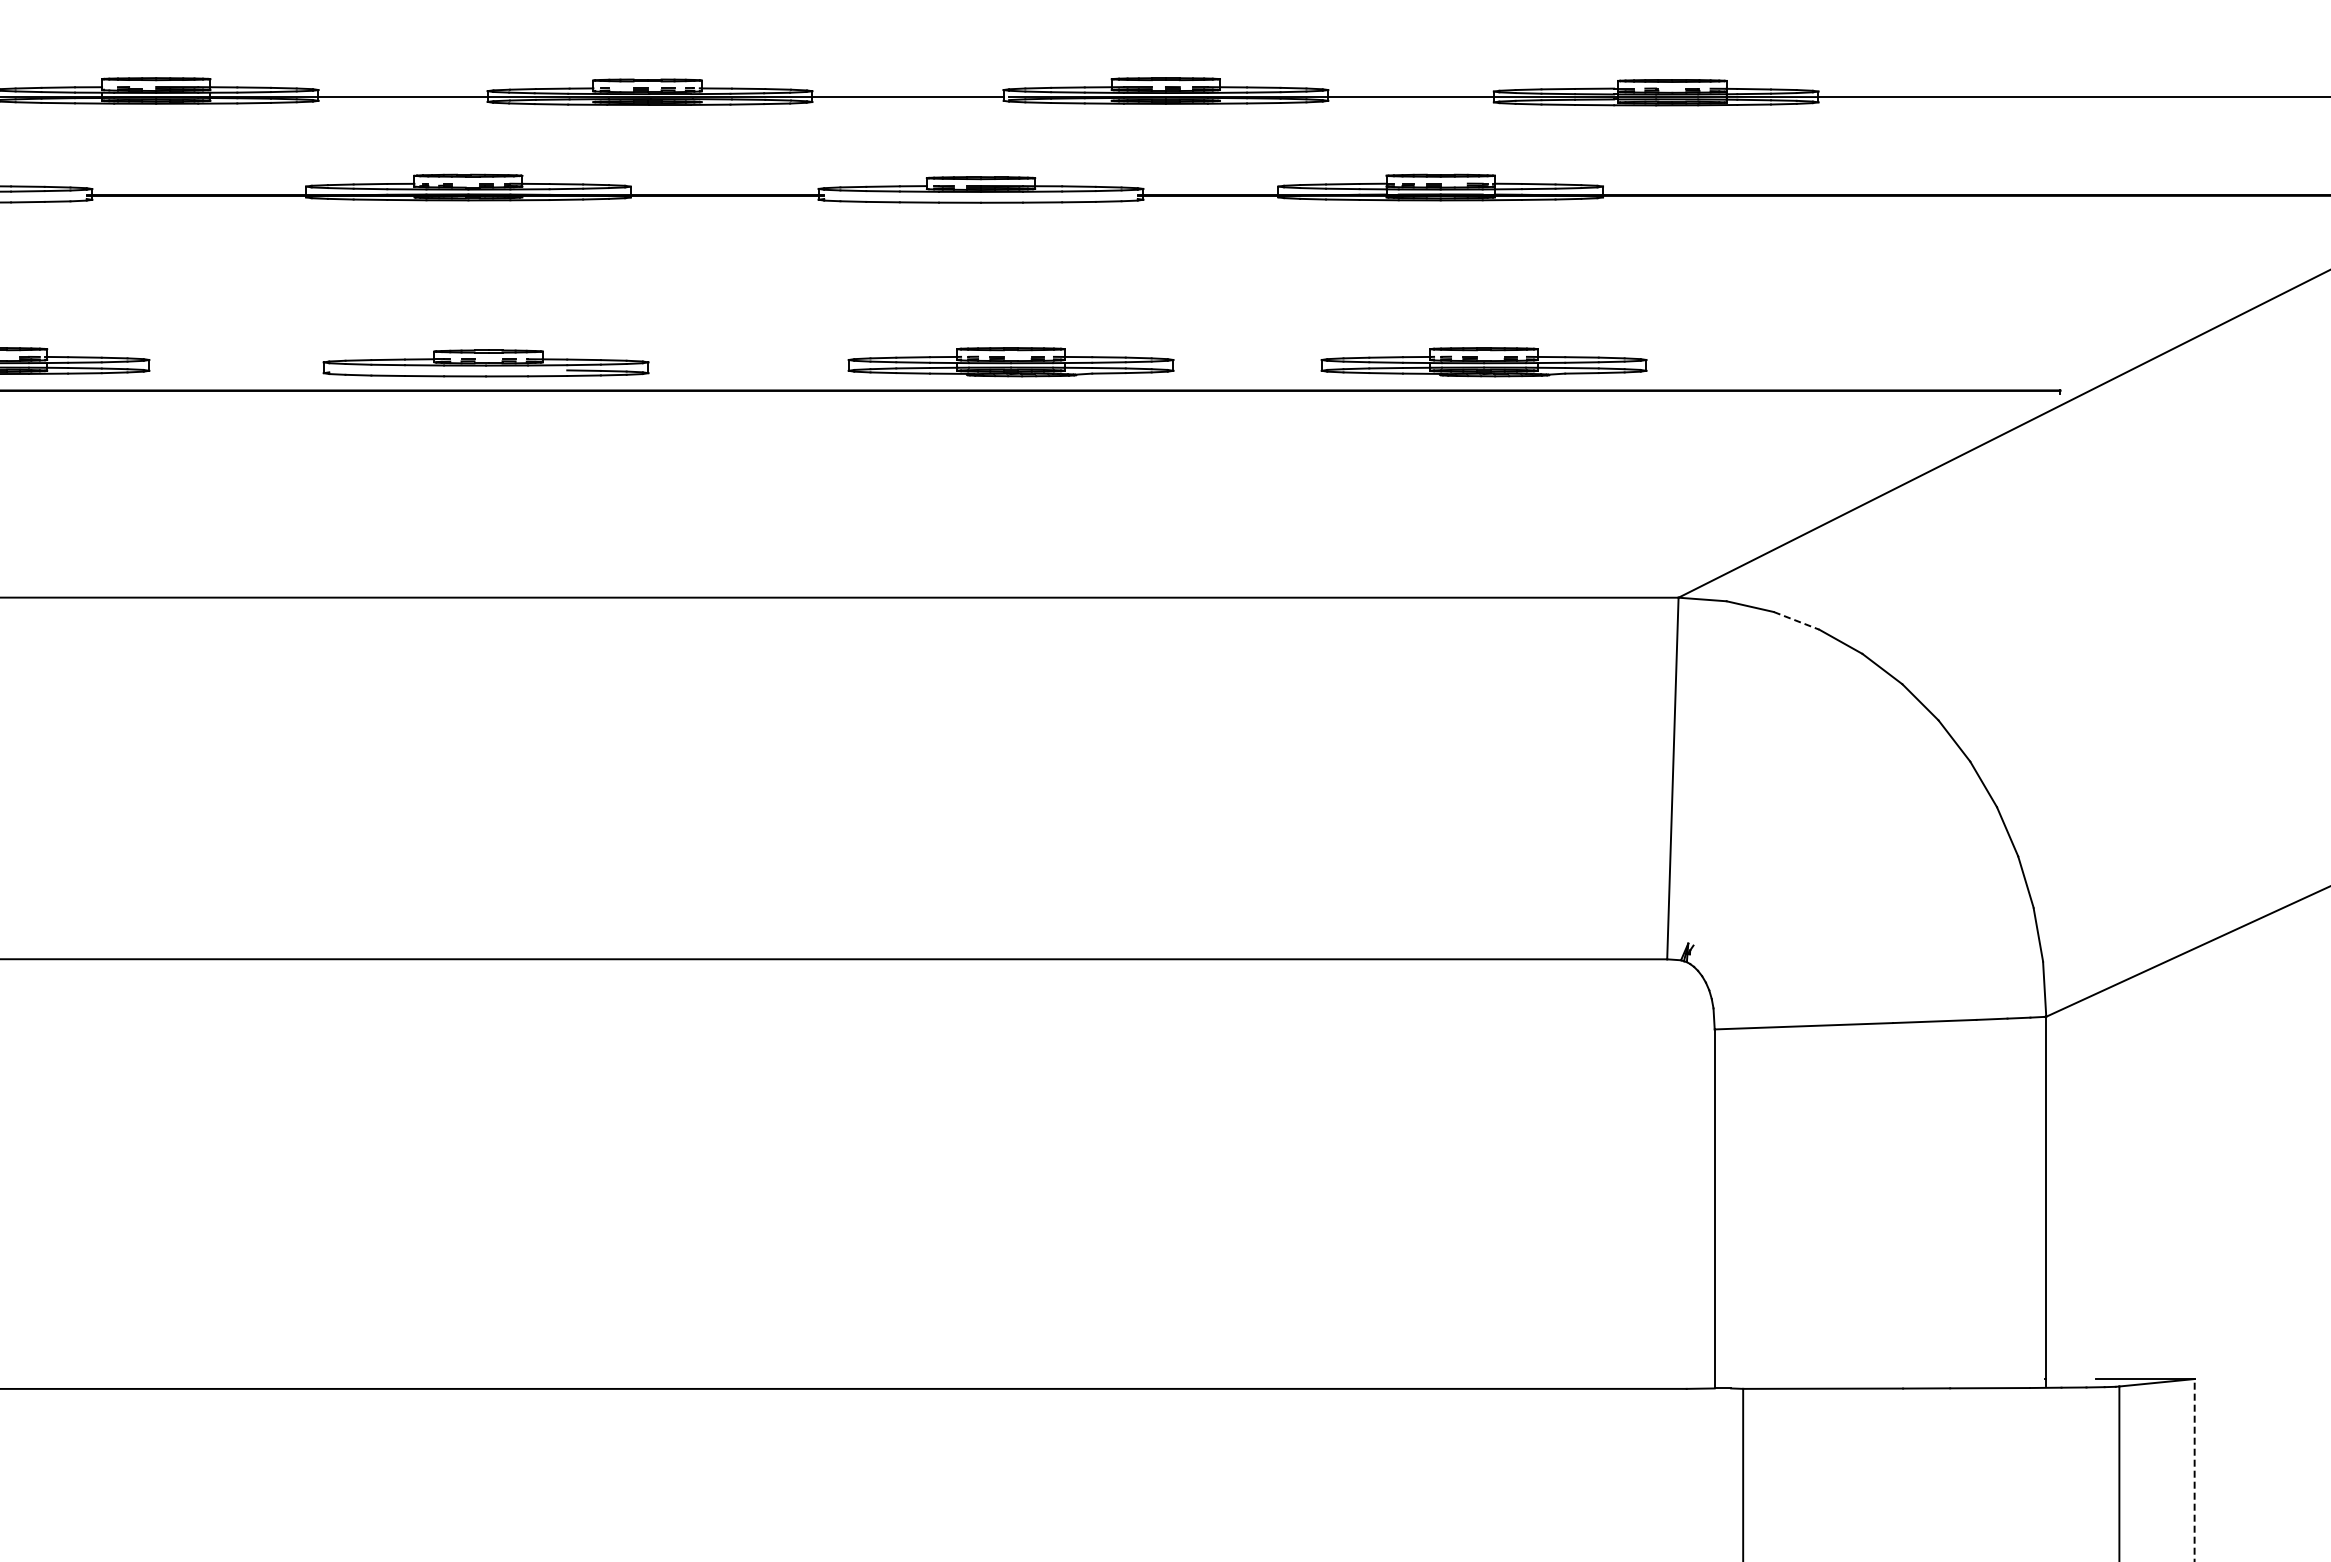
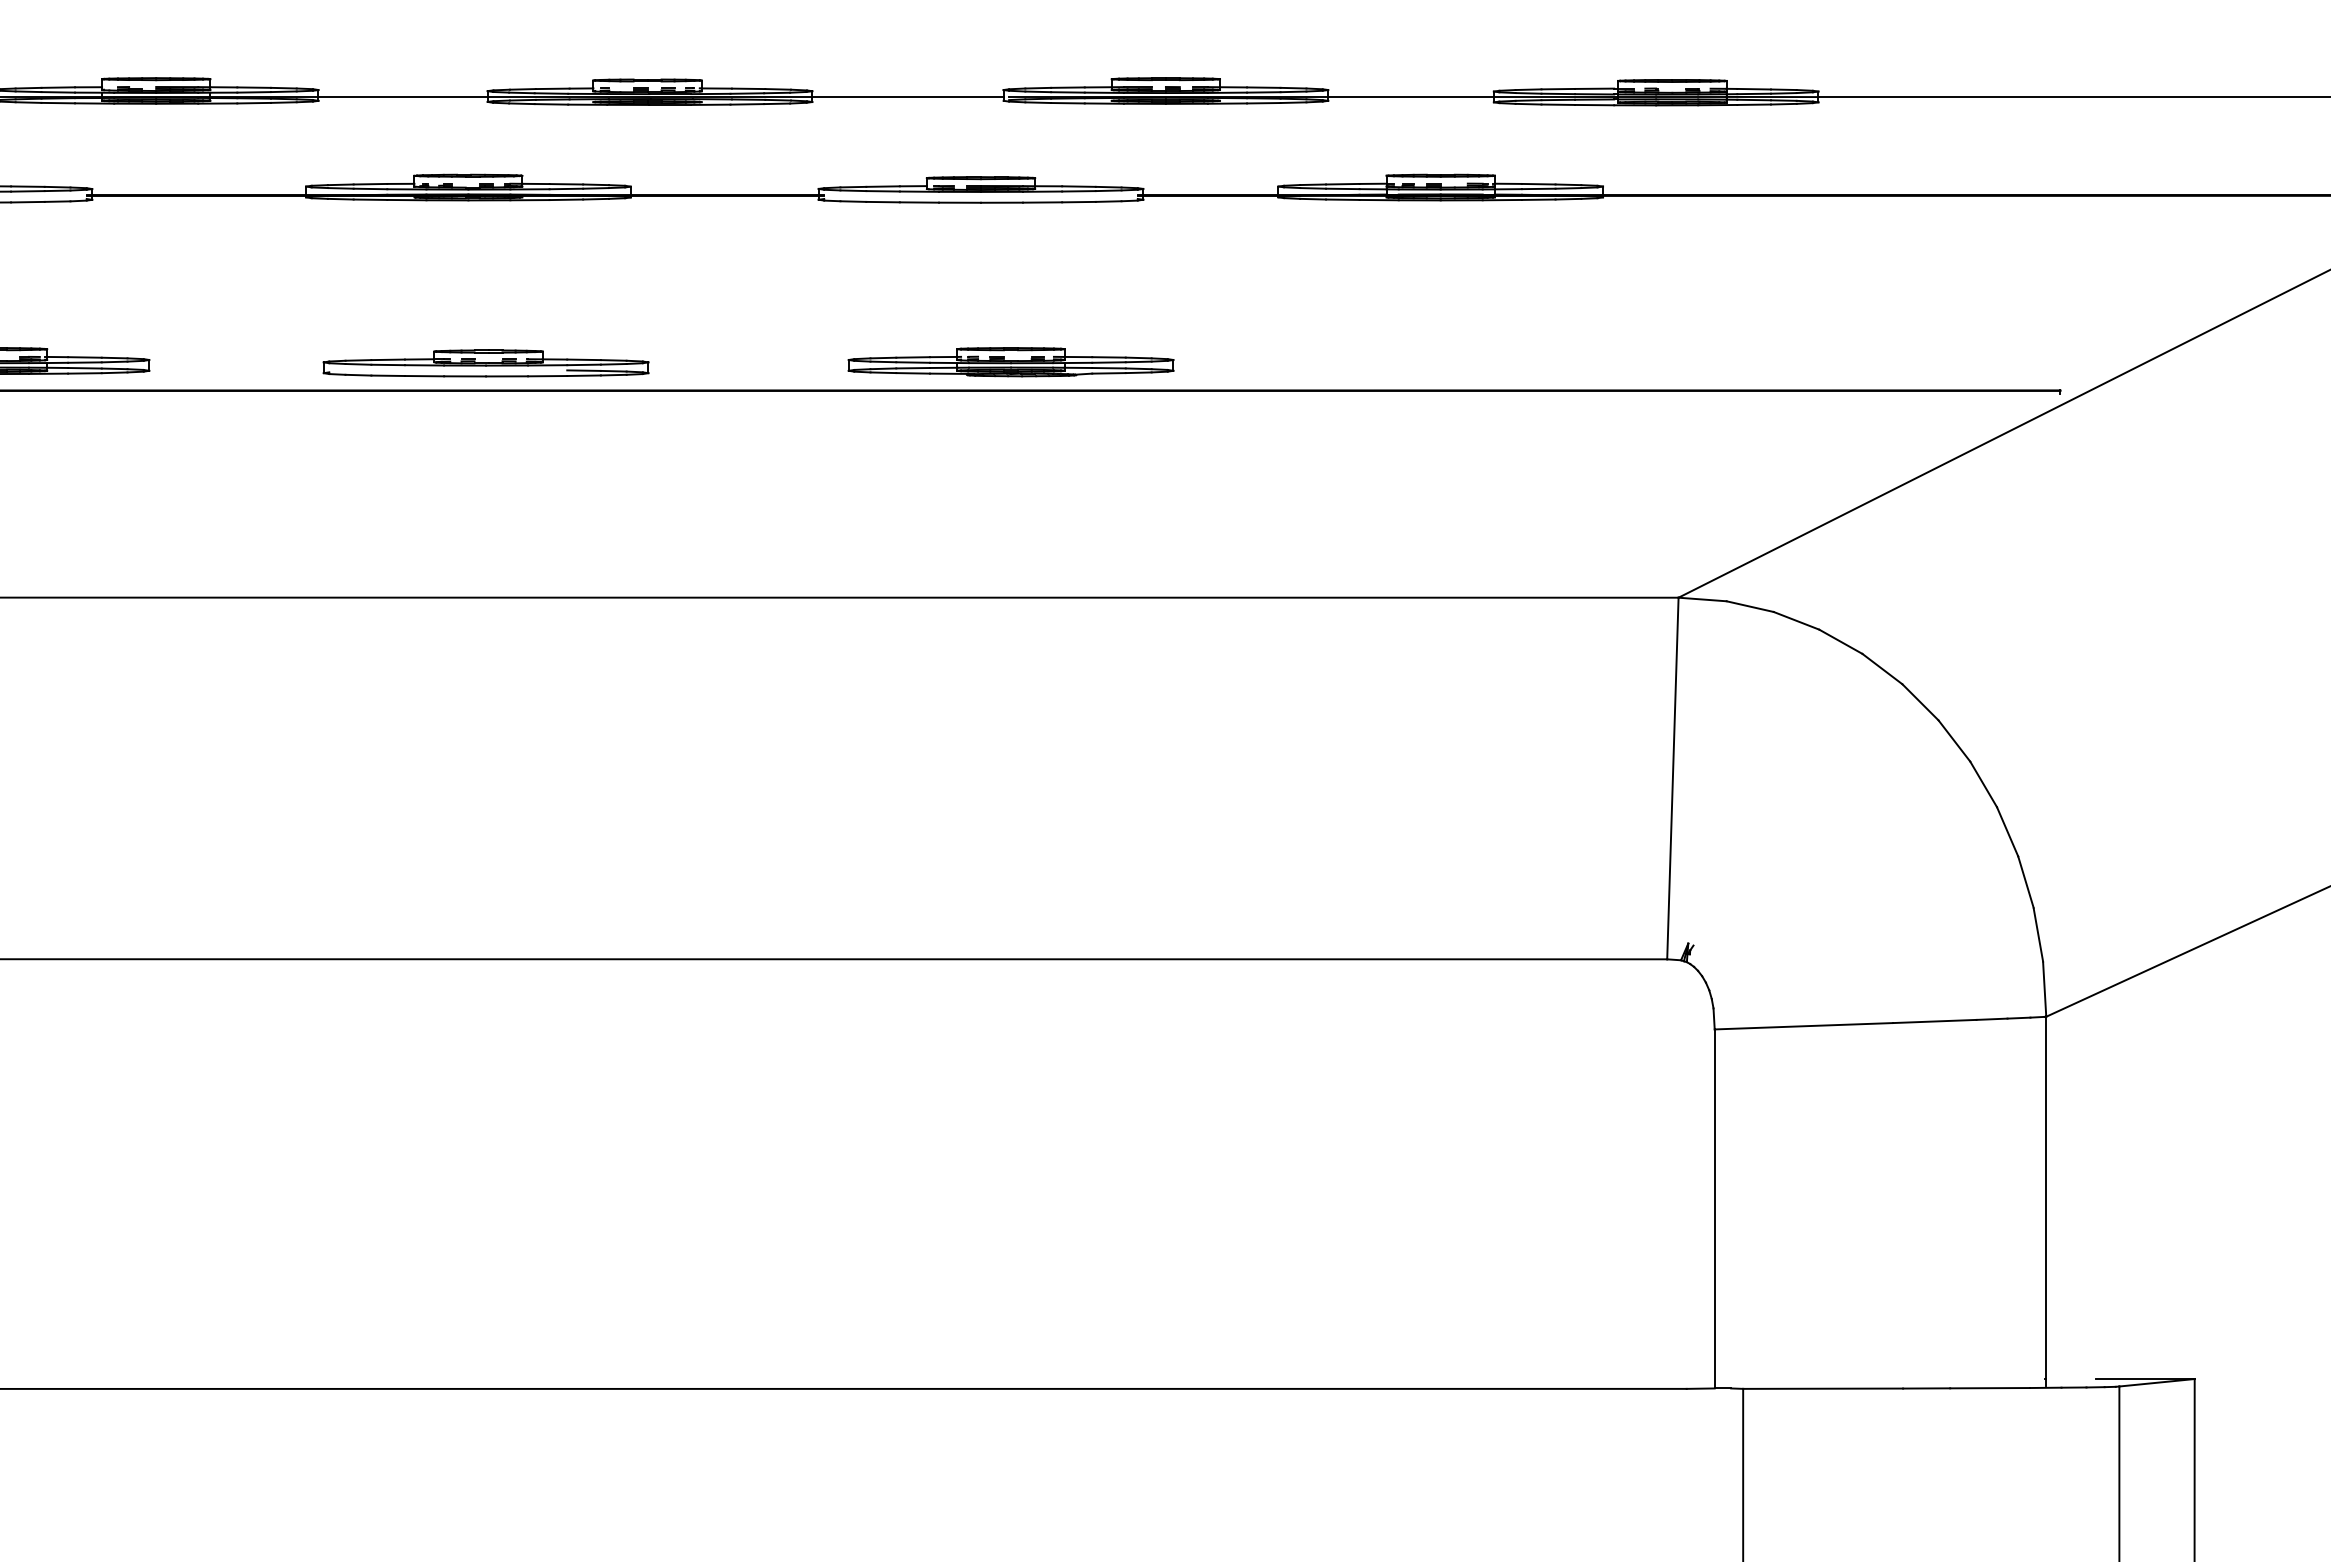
part: present -> none (1483, 362)
line: dashed -> solid (1796, 621)
line: dashed -> solid (2194, 1469)
